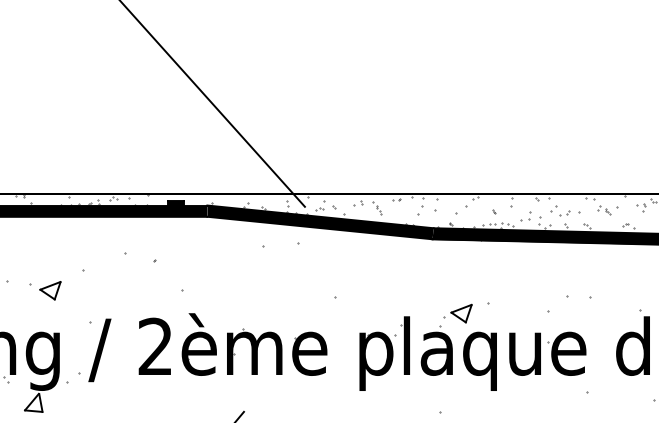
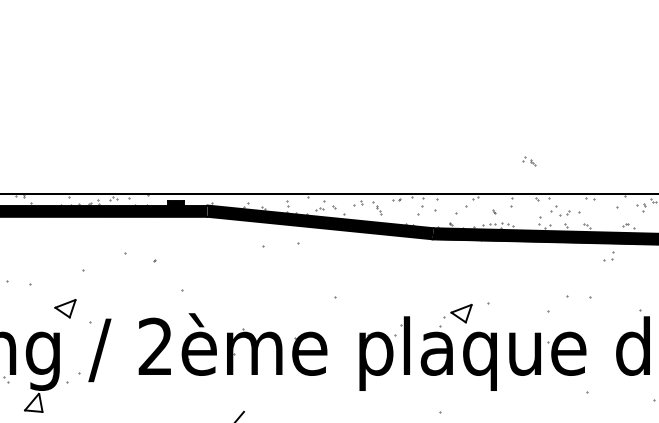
line: present -> none (212, 104)
part position: (604, 210) -> (529, 161) (529, 161)
part position: (525, 216) -> (608, 256) (608, 256)
part position: (50, 290) -> (65, 308) (65, 308)
